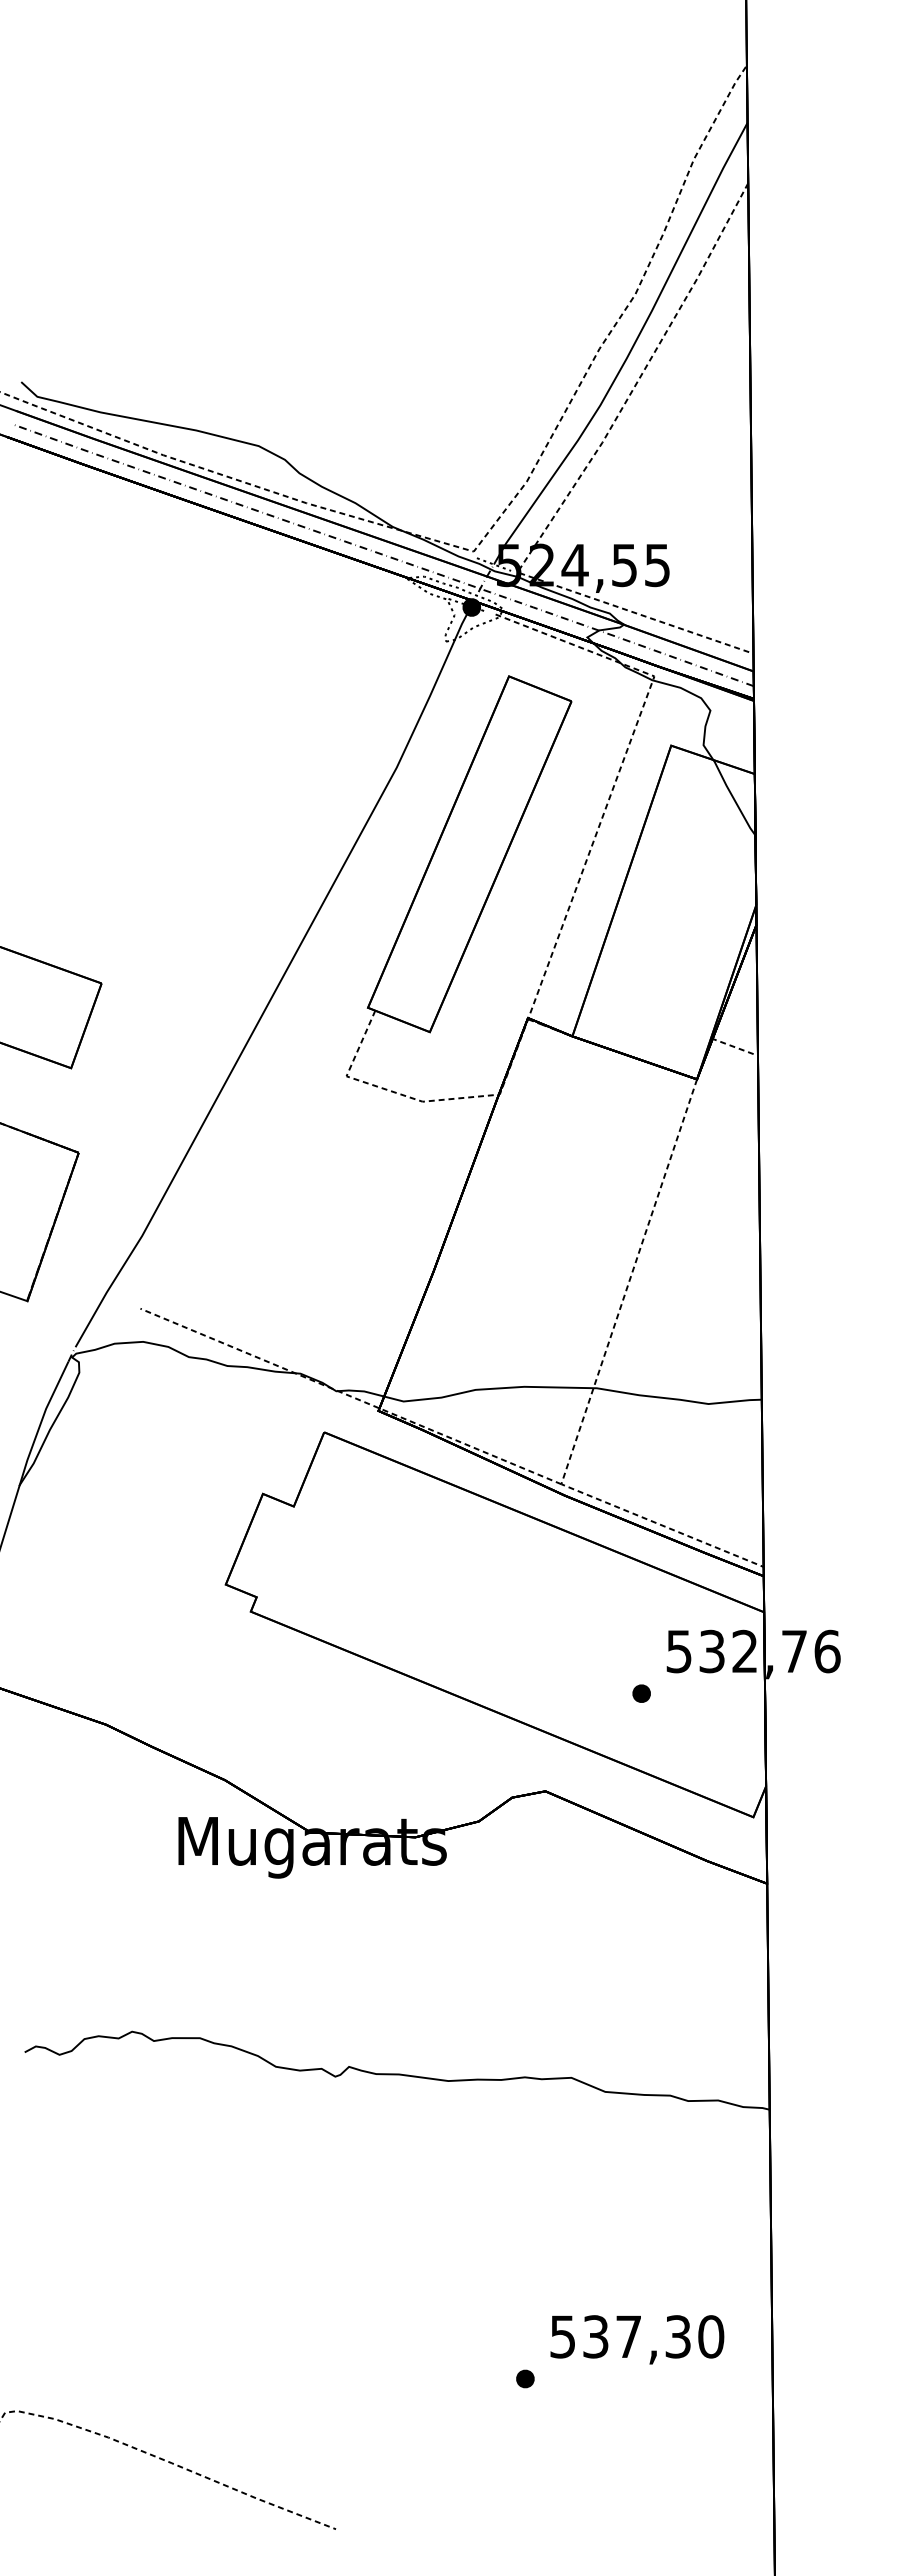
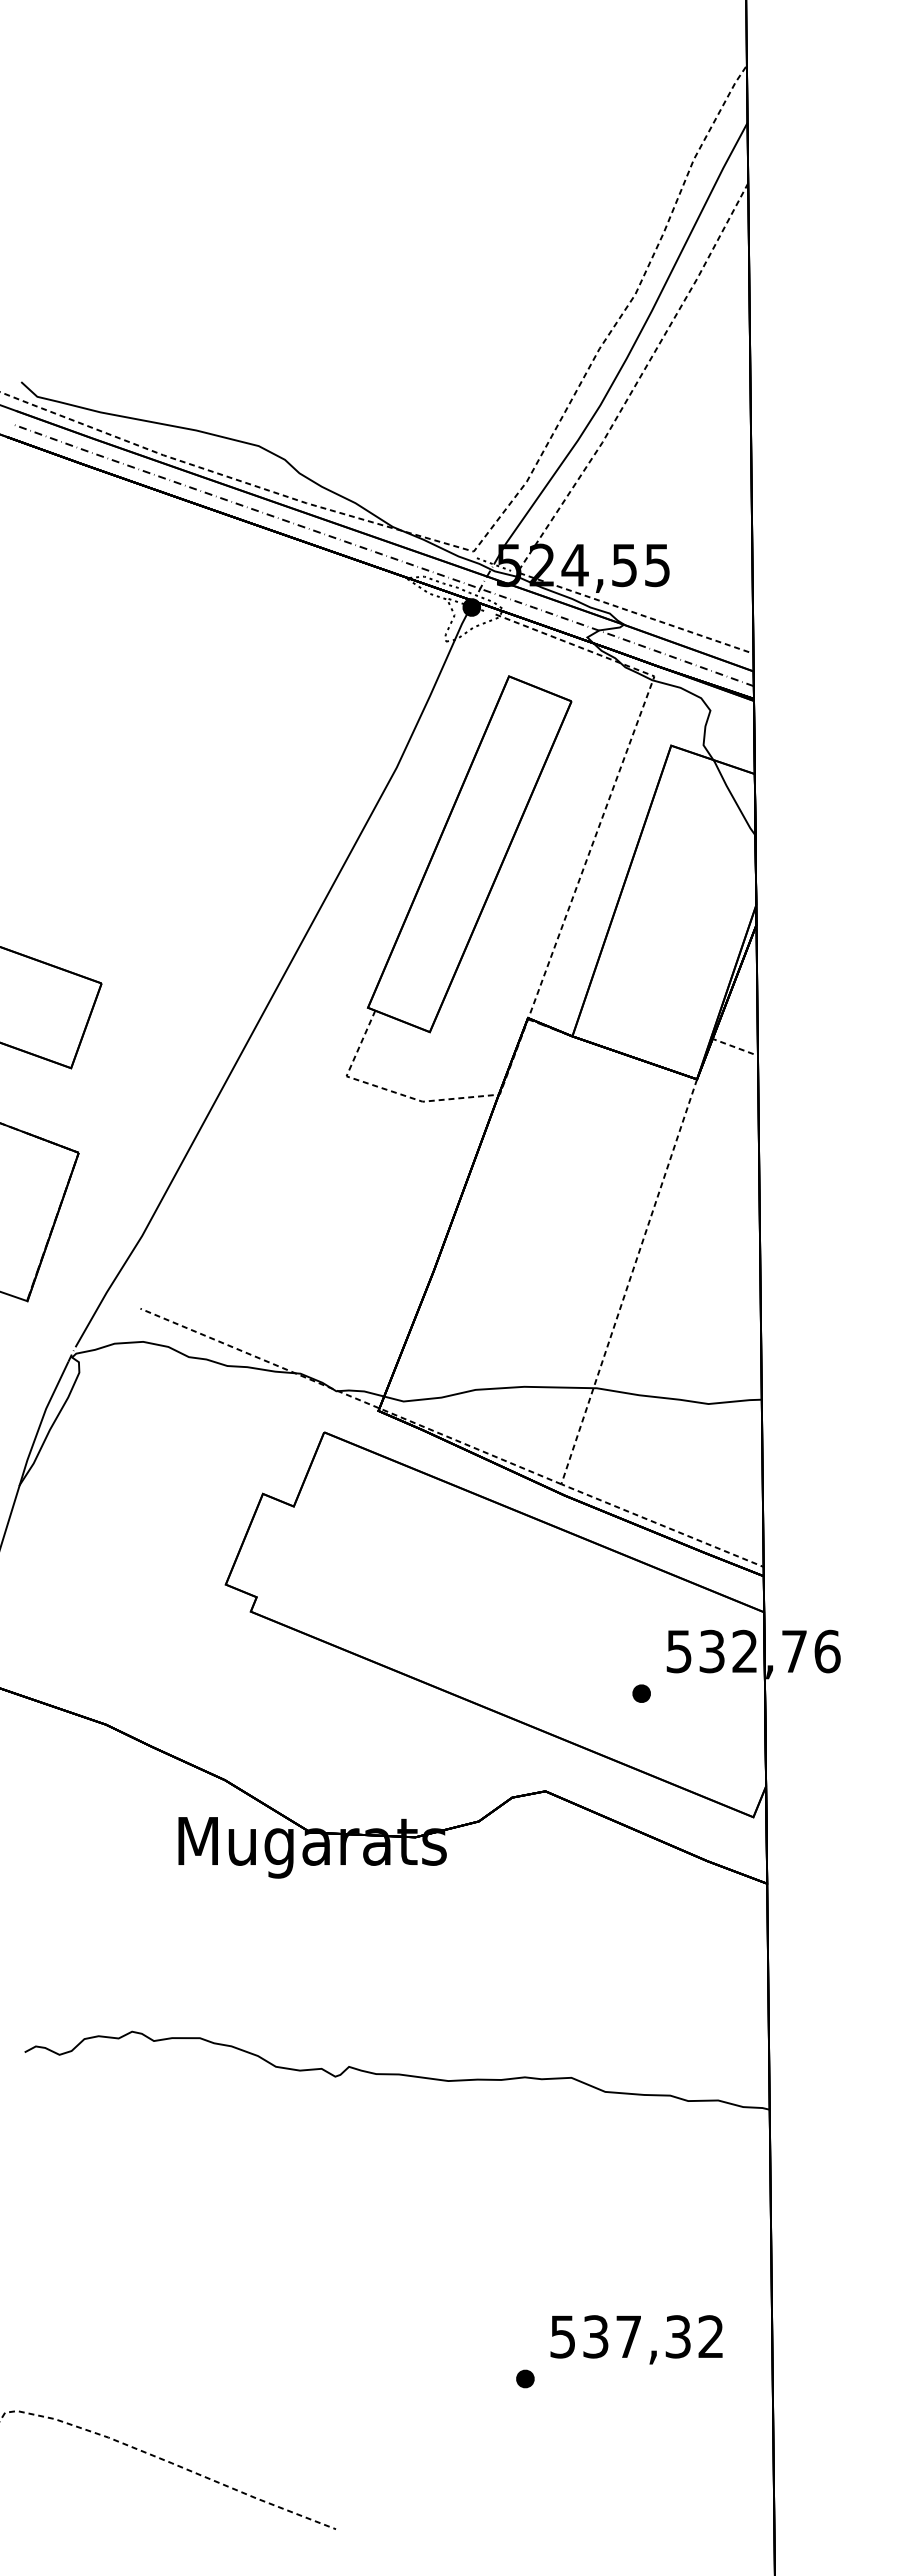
text: 537,30 -> 537,32 (711, 2336)
